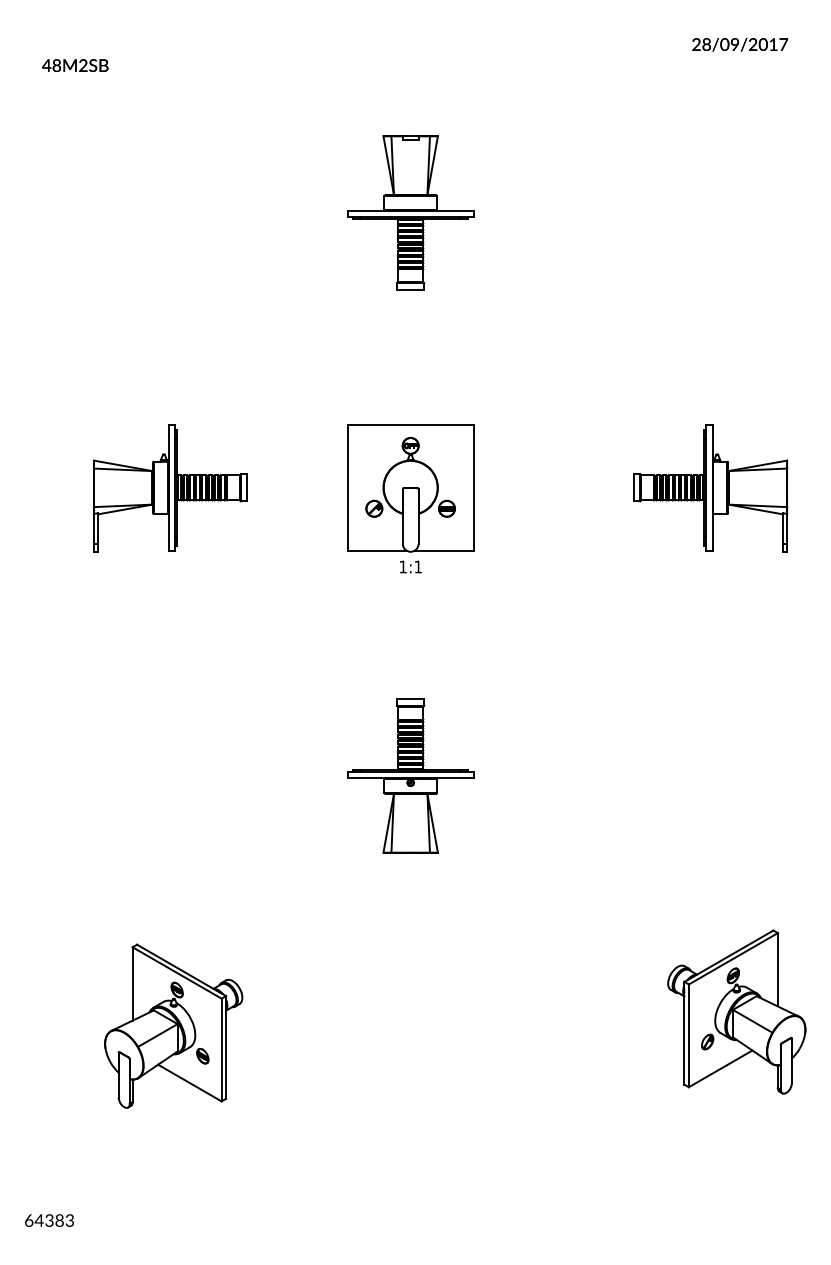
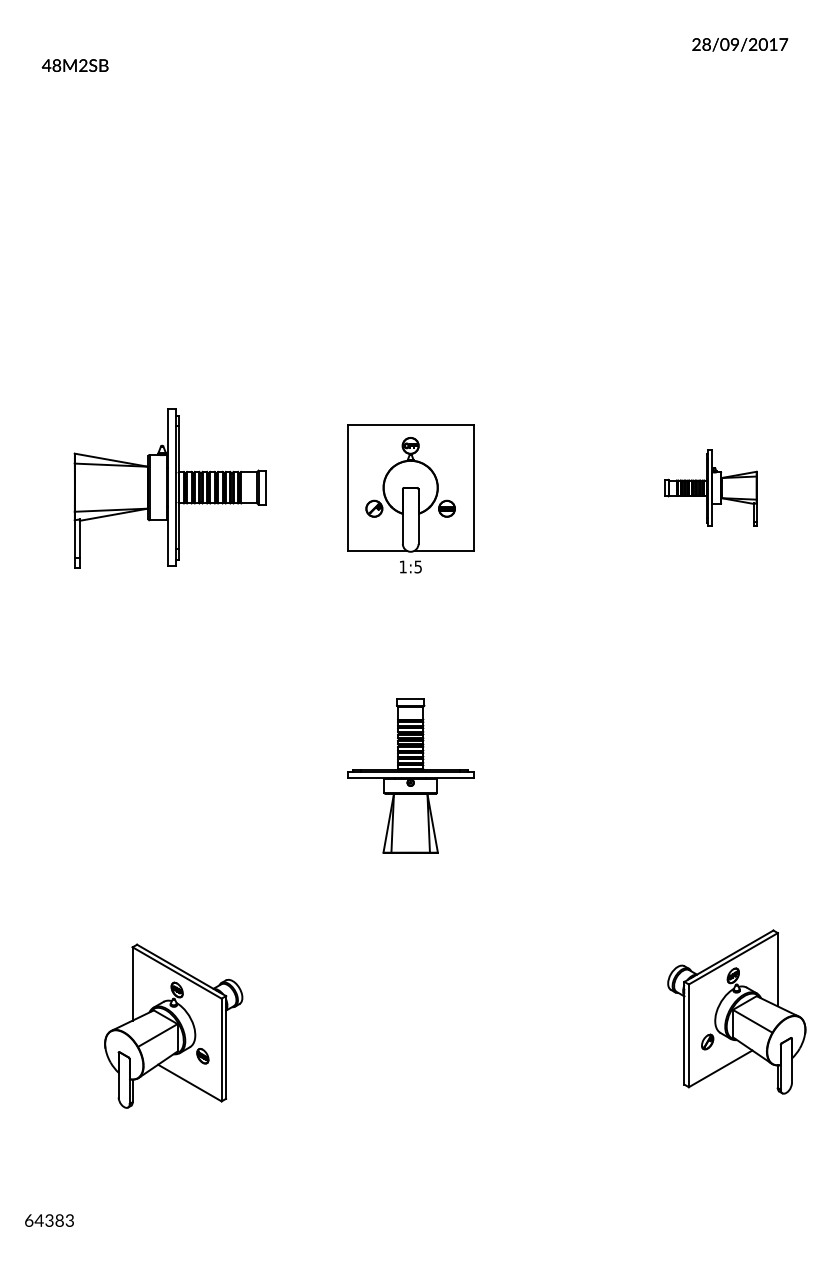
part: present -> none (410, 212)
part size: 155x129 px -> 194x161 px (169, 488)
part size: 156x129 px -> 94x78 px (710, 487)
text: 1:1 -> 1:5 (417, 566)
